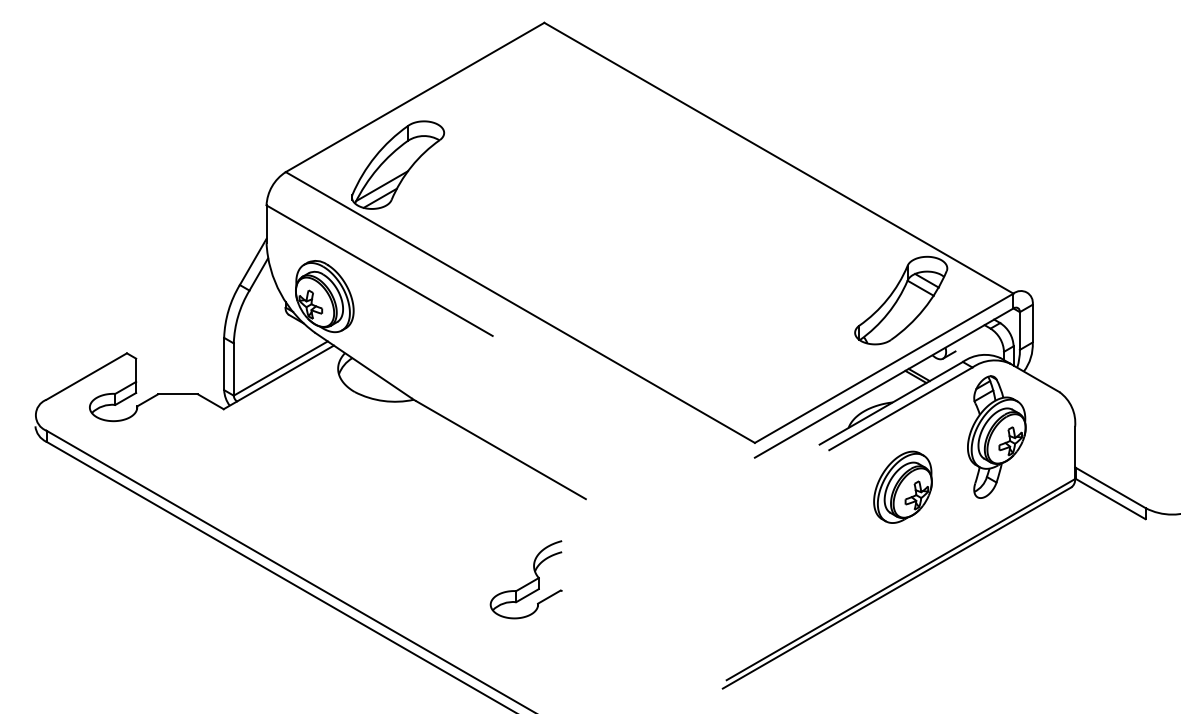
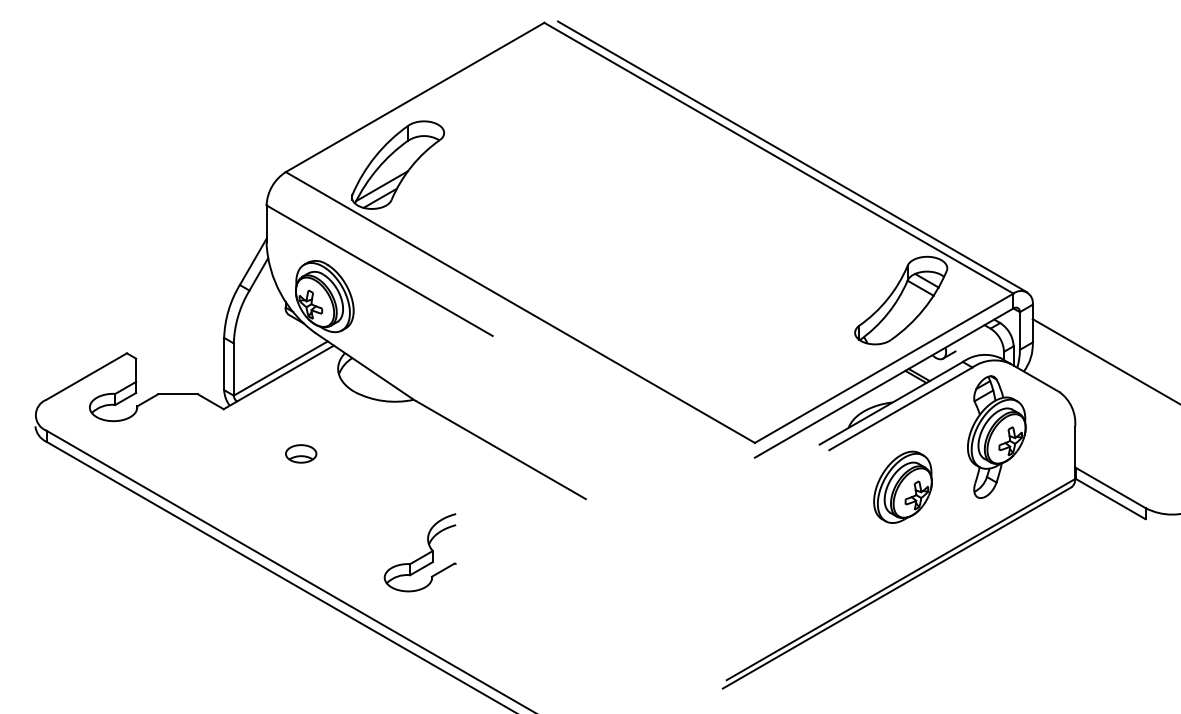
line: none -> present (792, 156)
line: none -> present (1104, 360)
part: none -> present (301, 453)
part position: (525, 579) -> (419, 552) (419, 552)
